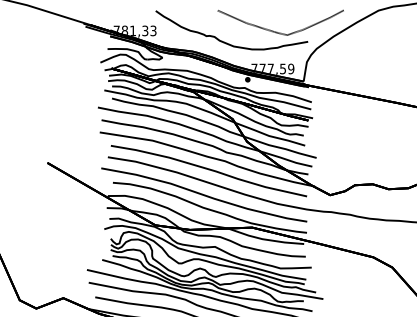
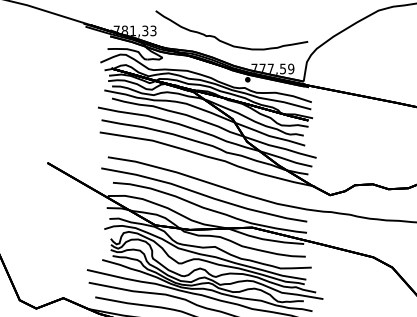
curve: present -> none (276, 31)
curve: present -> none (208, 170)
